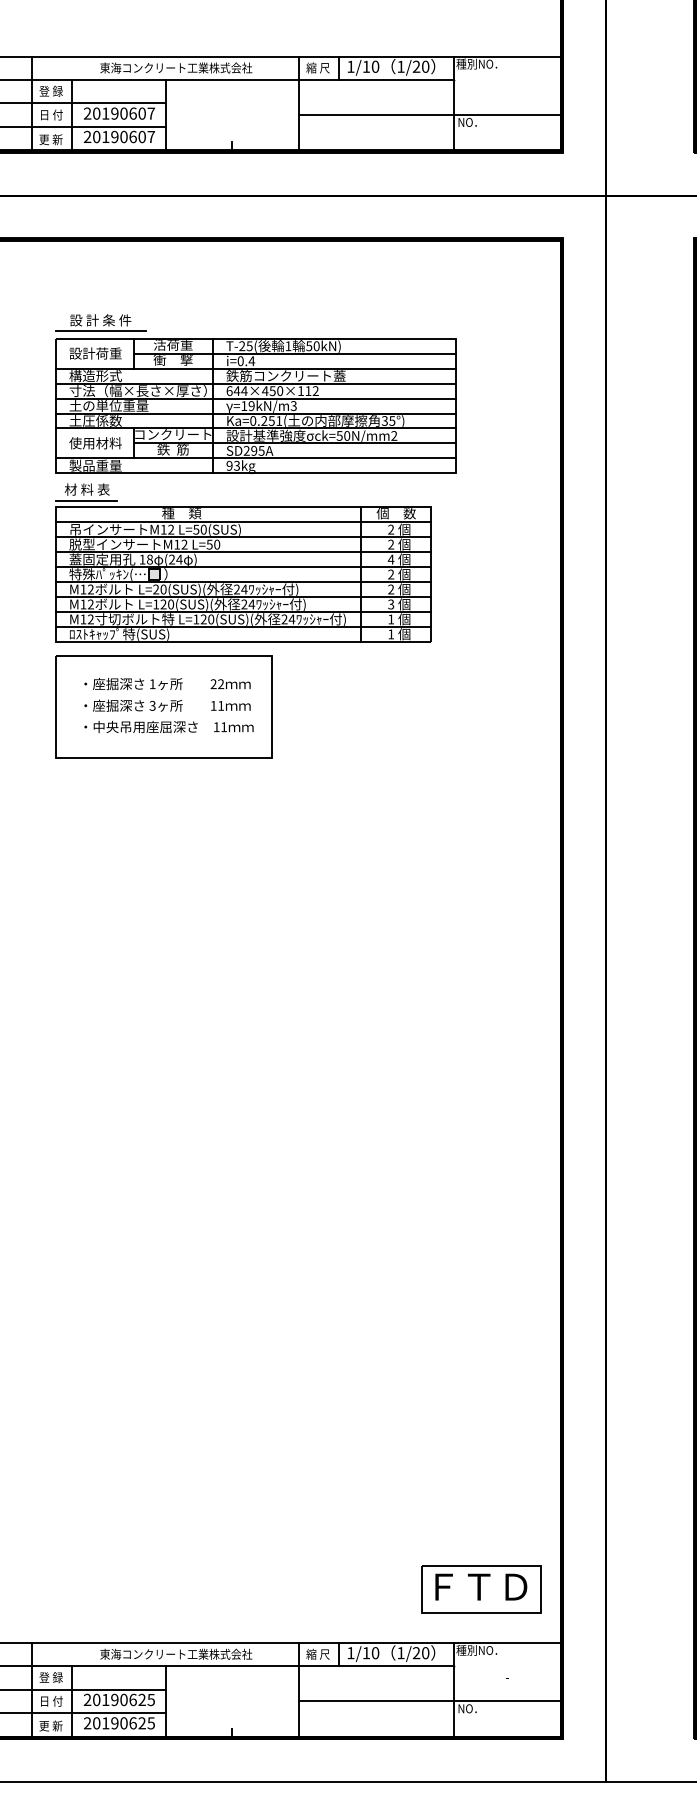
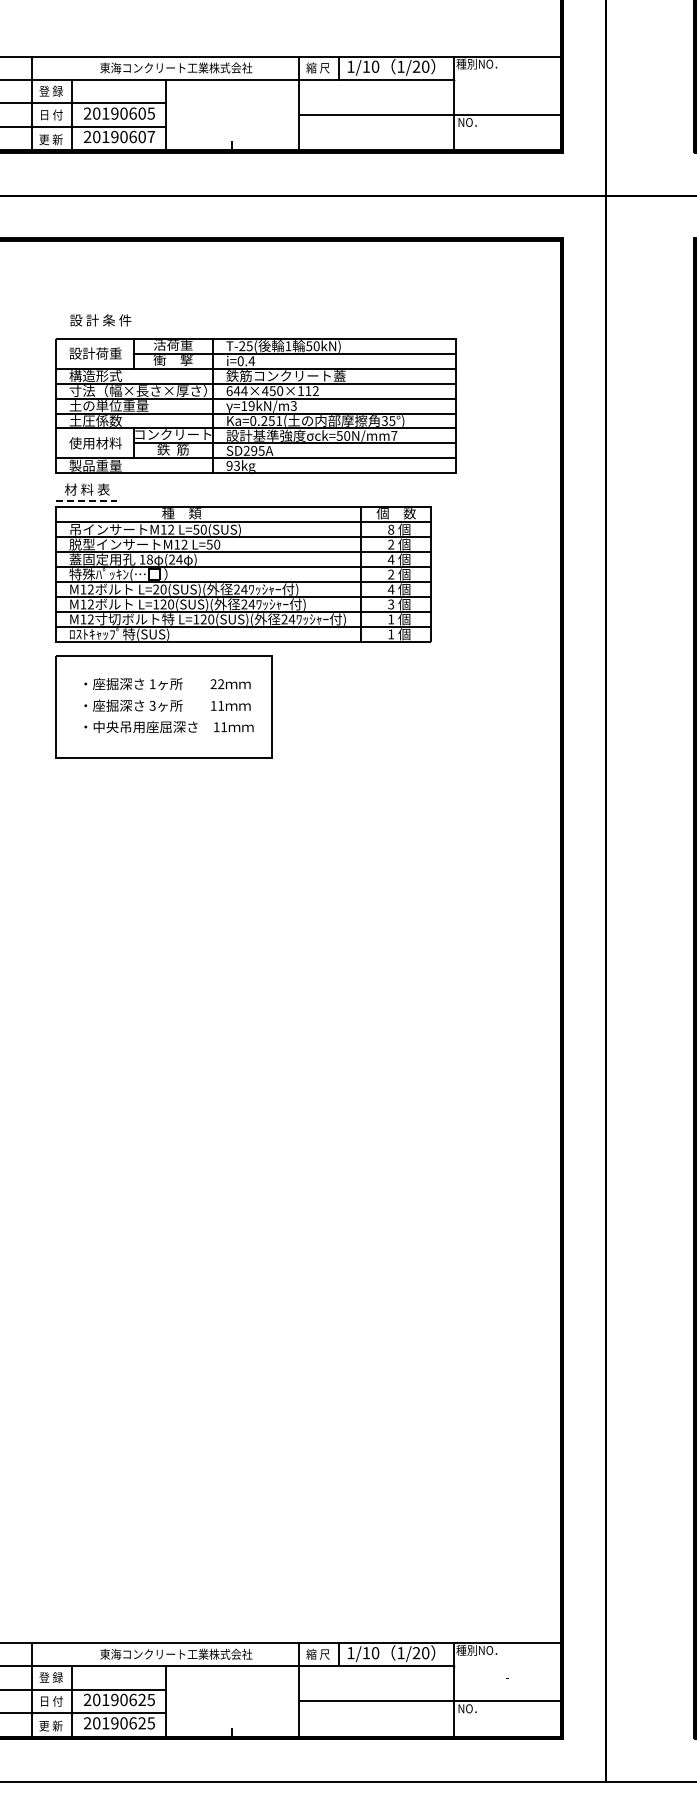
text: 20190607 -> 20190605 (150, 113)
line: present -> none (100, 331)
text: ck=50N/mm2 -> ck=50N/mm7 (394, 435)
line: solid -> dashed (86, 500)
text: 2 -> 8 (391, 529)
hatch: present -> none (154, 574)
text: 2 -> 4 (390, 589)
part: present -> none (481, 1589)
